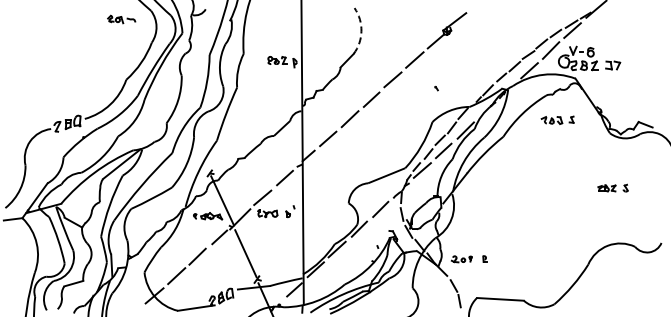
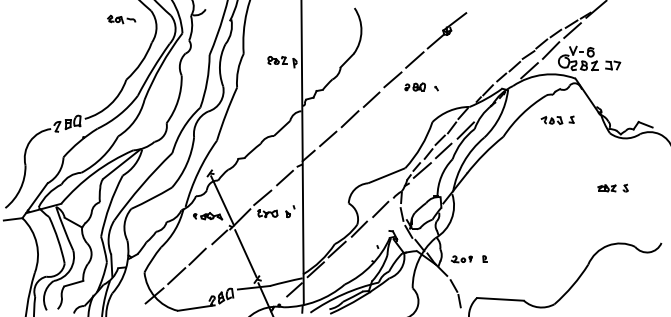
arc: dashed -> solid (361, 31)
part: none -> present (414, 86)
